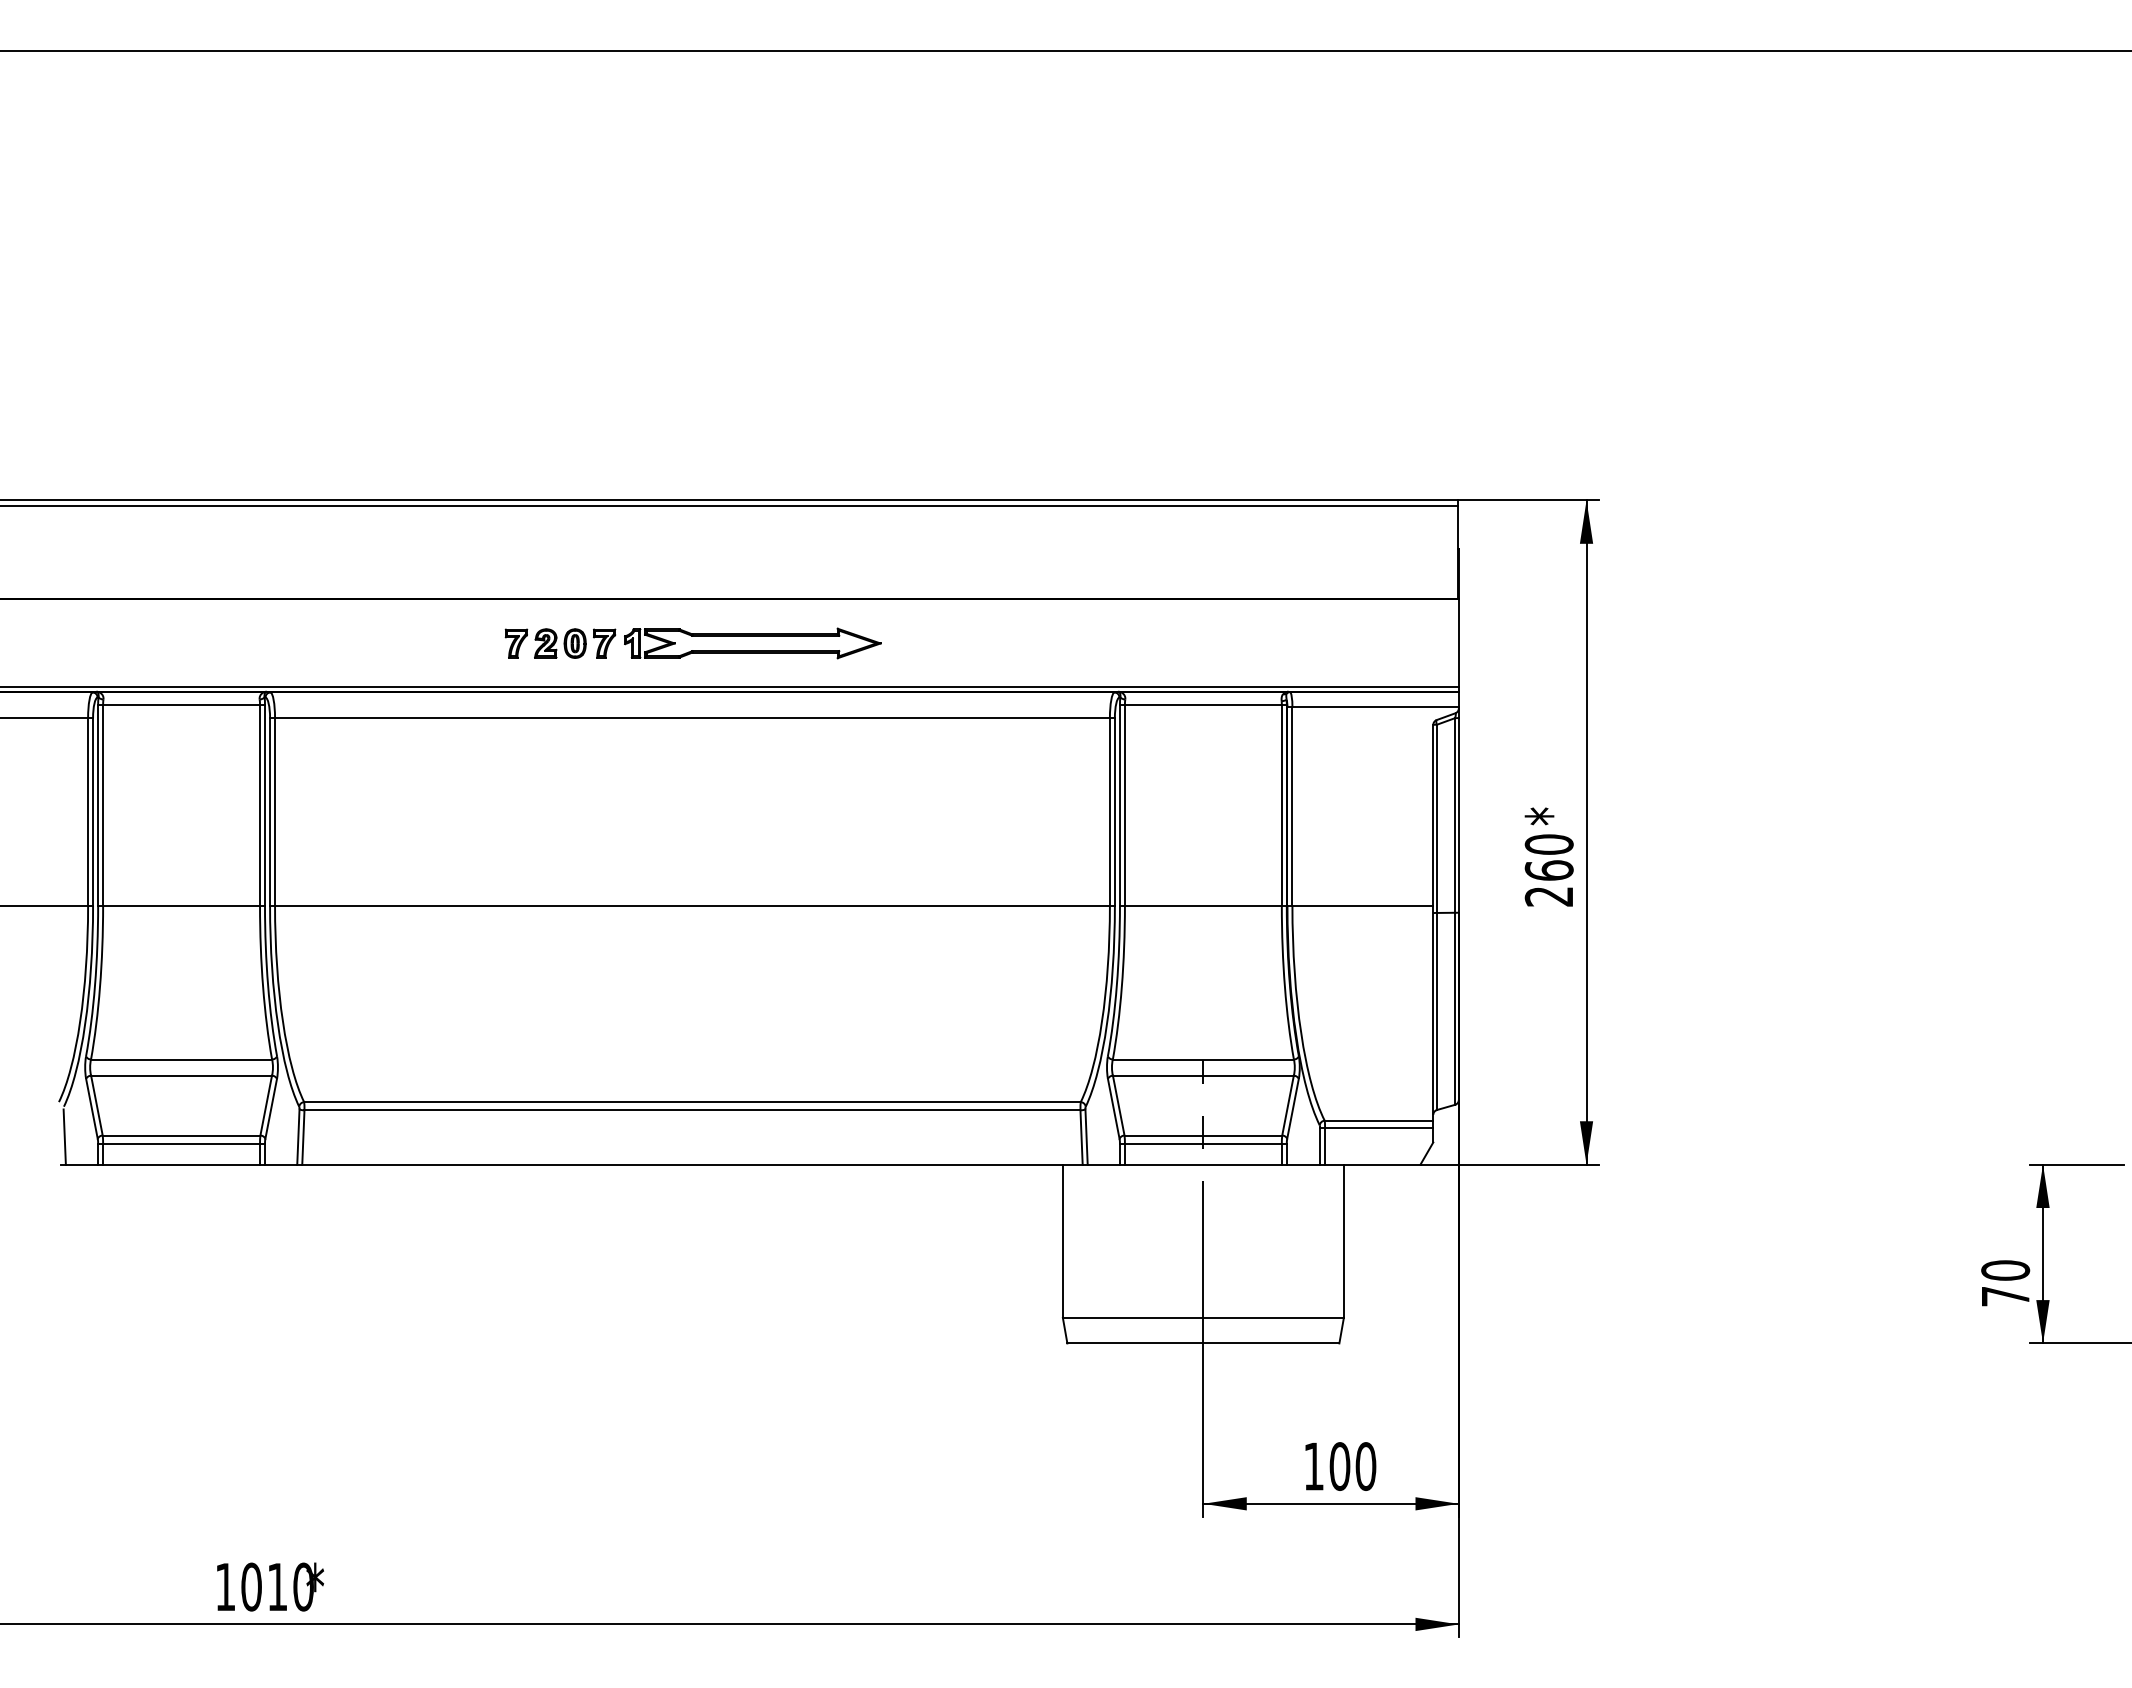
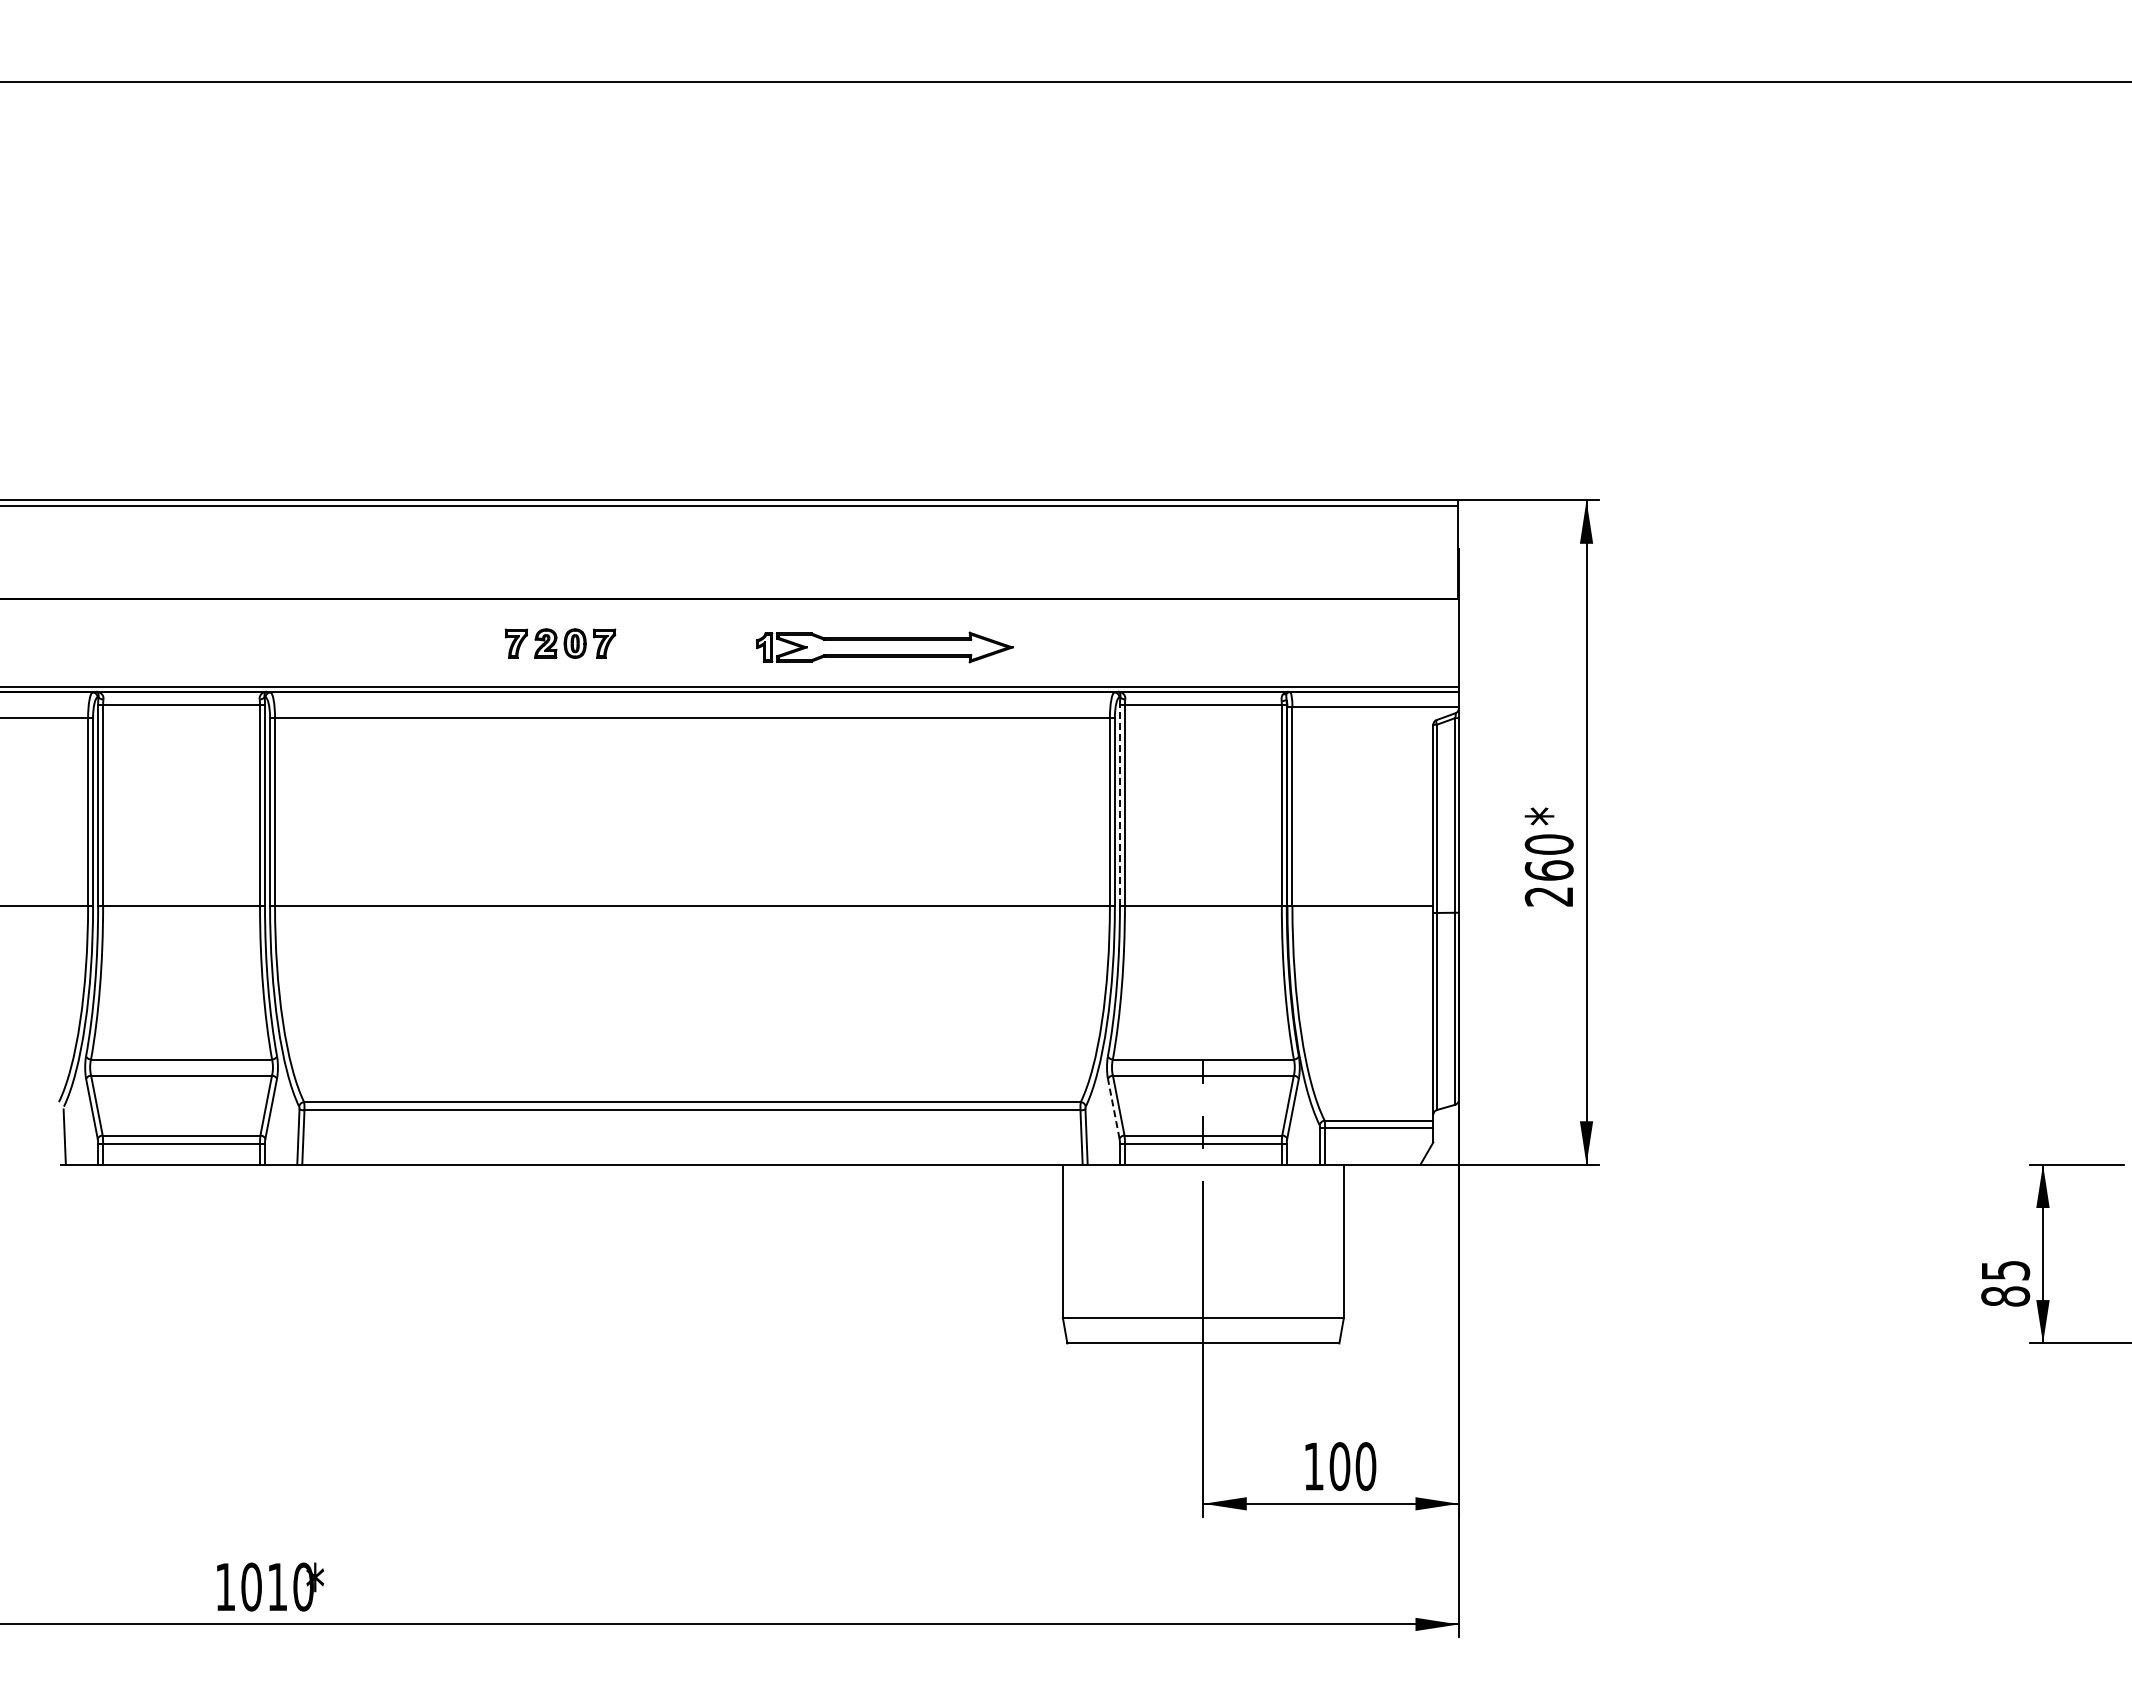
line position: (1065, 50) -> (1065, 81) (1065, 81)
part position: (752, 643) -> (884, 647) (884, 647)
line: solid -> dashed (1119, 805)
line: solid -> dashed (1113, 1108)
text: 70 -> 85 (2005, 1283)
